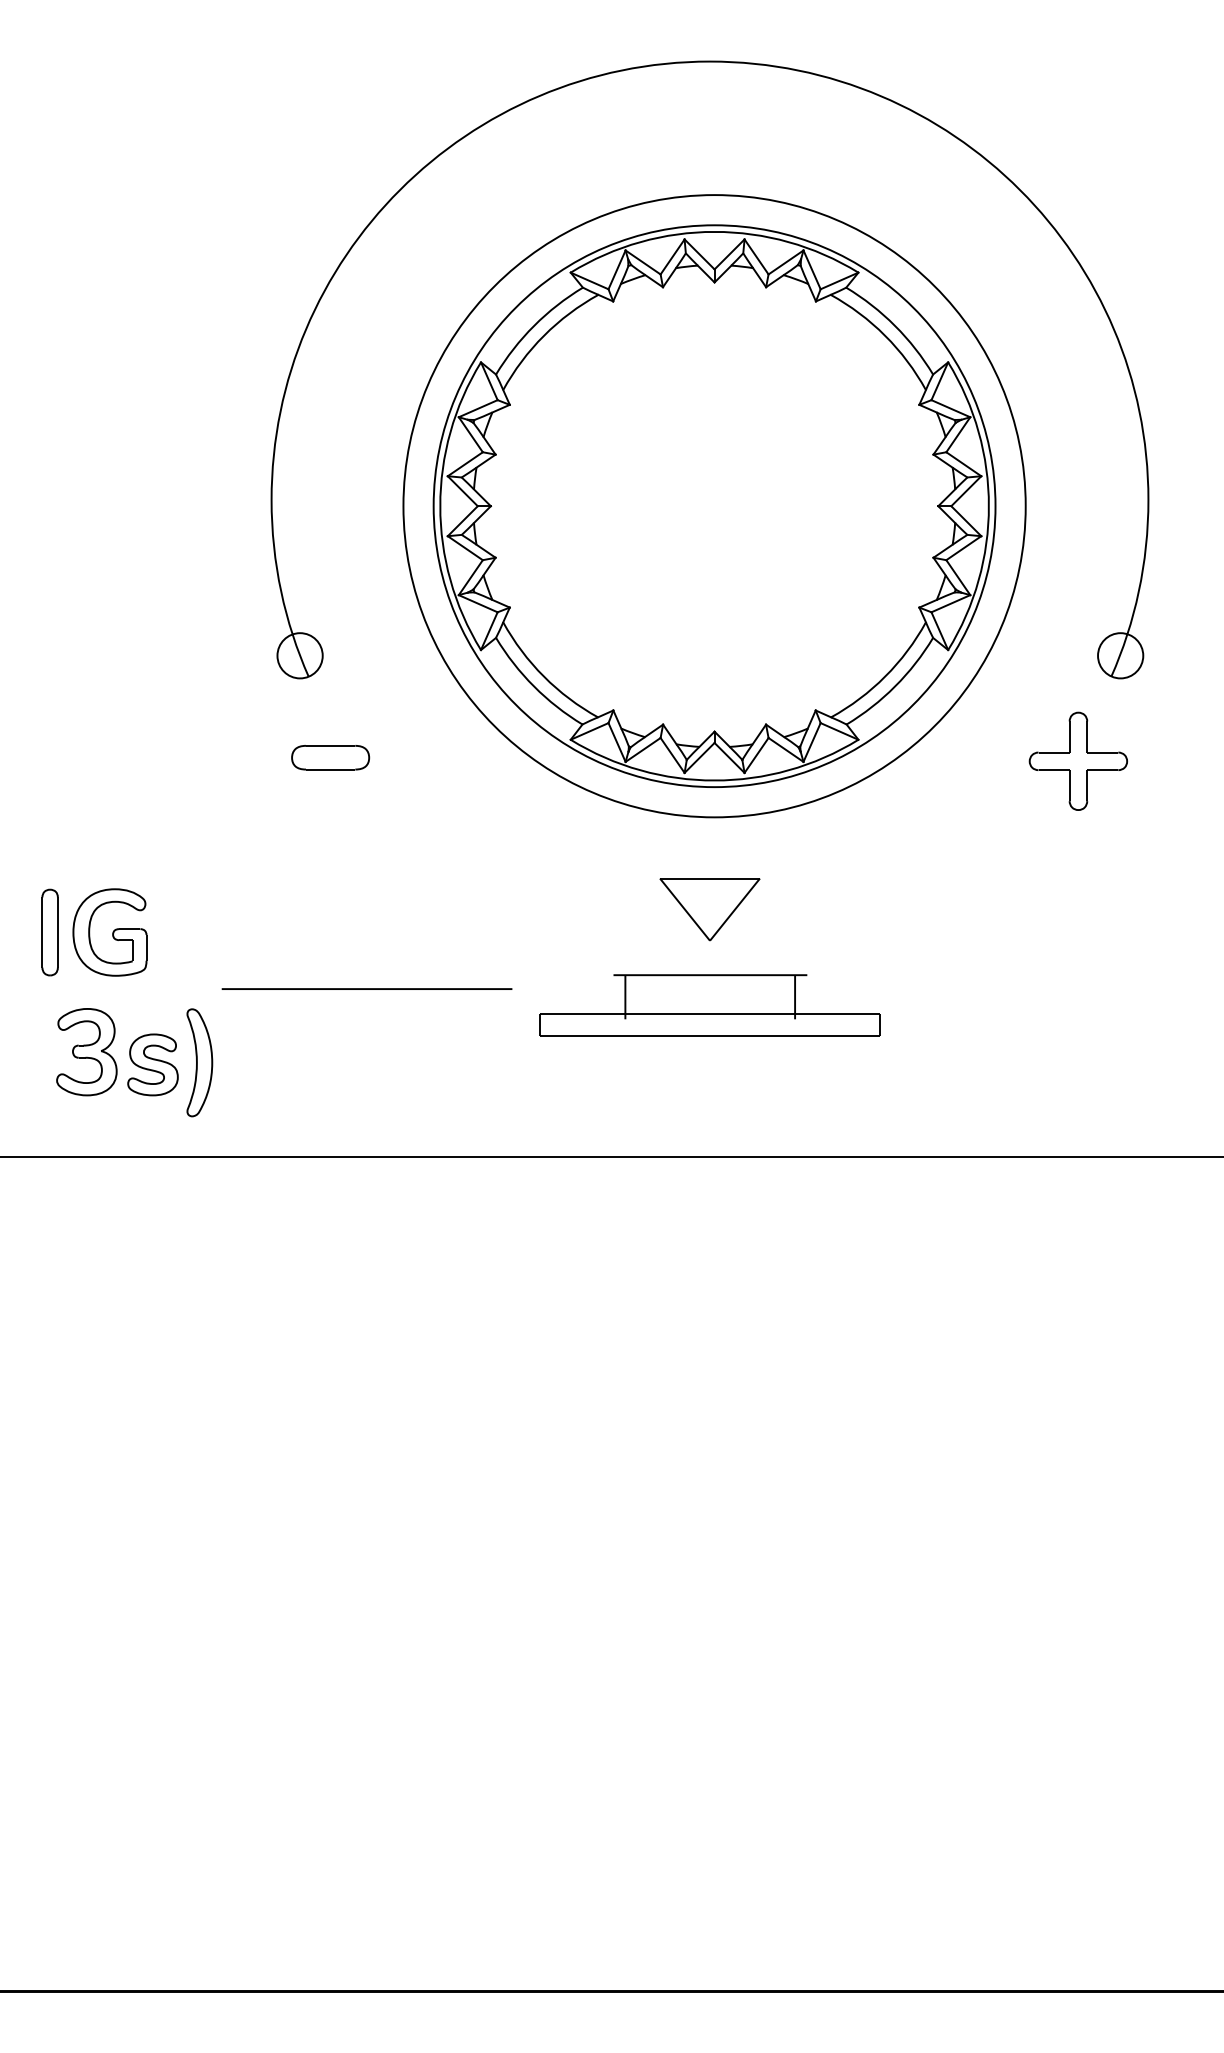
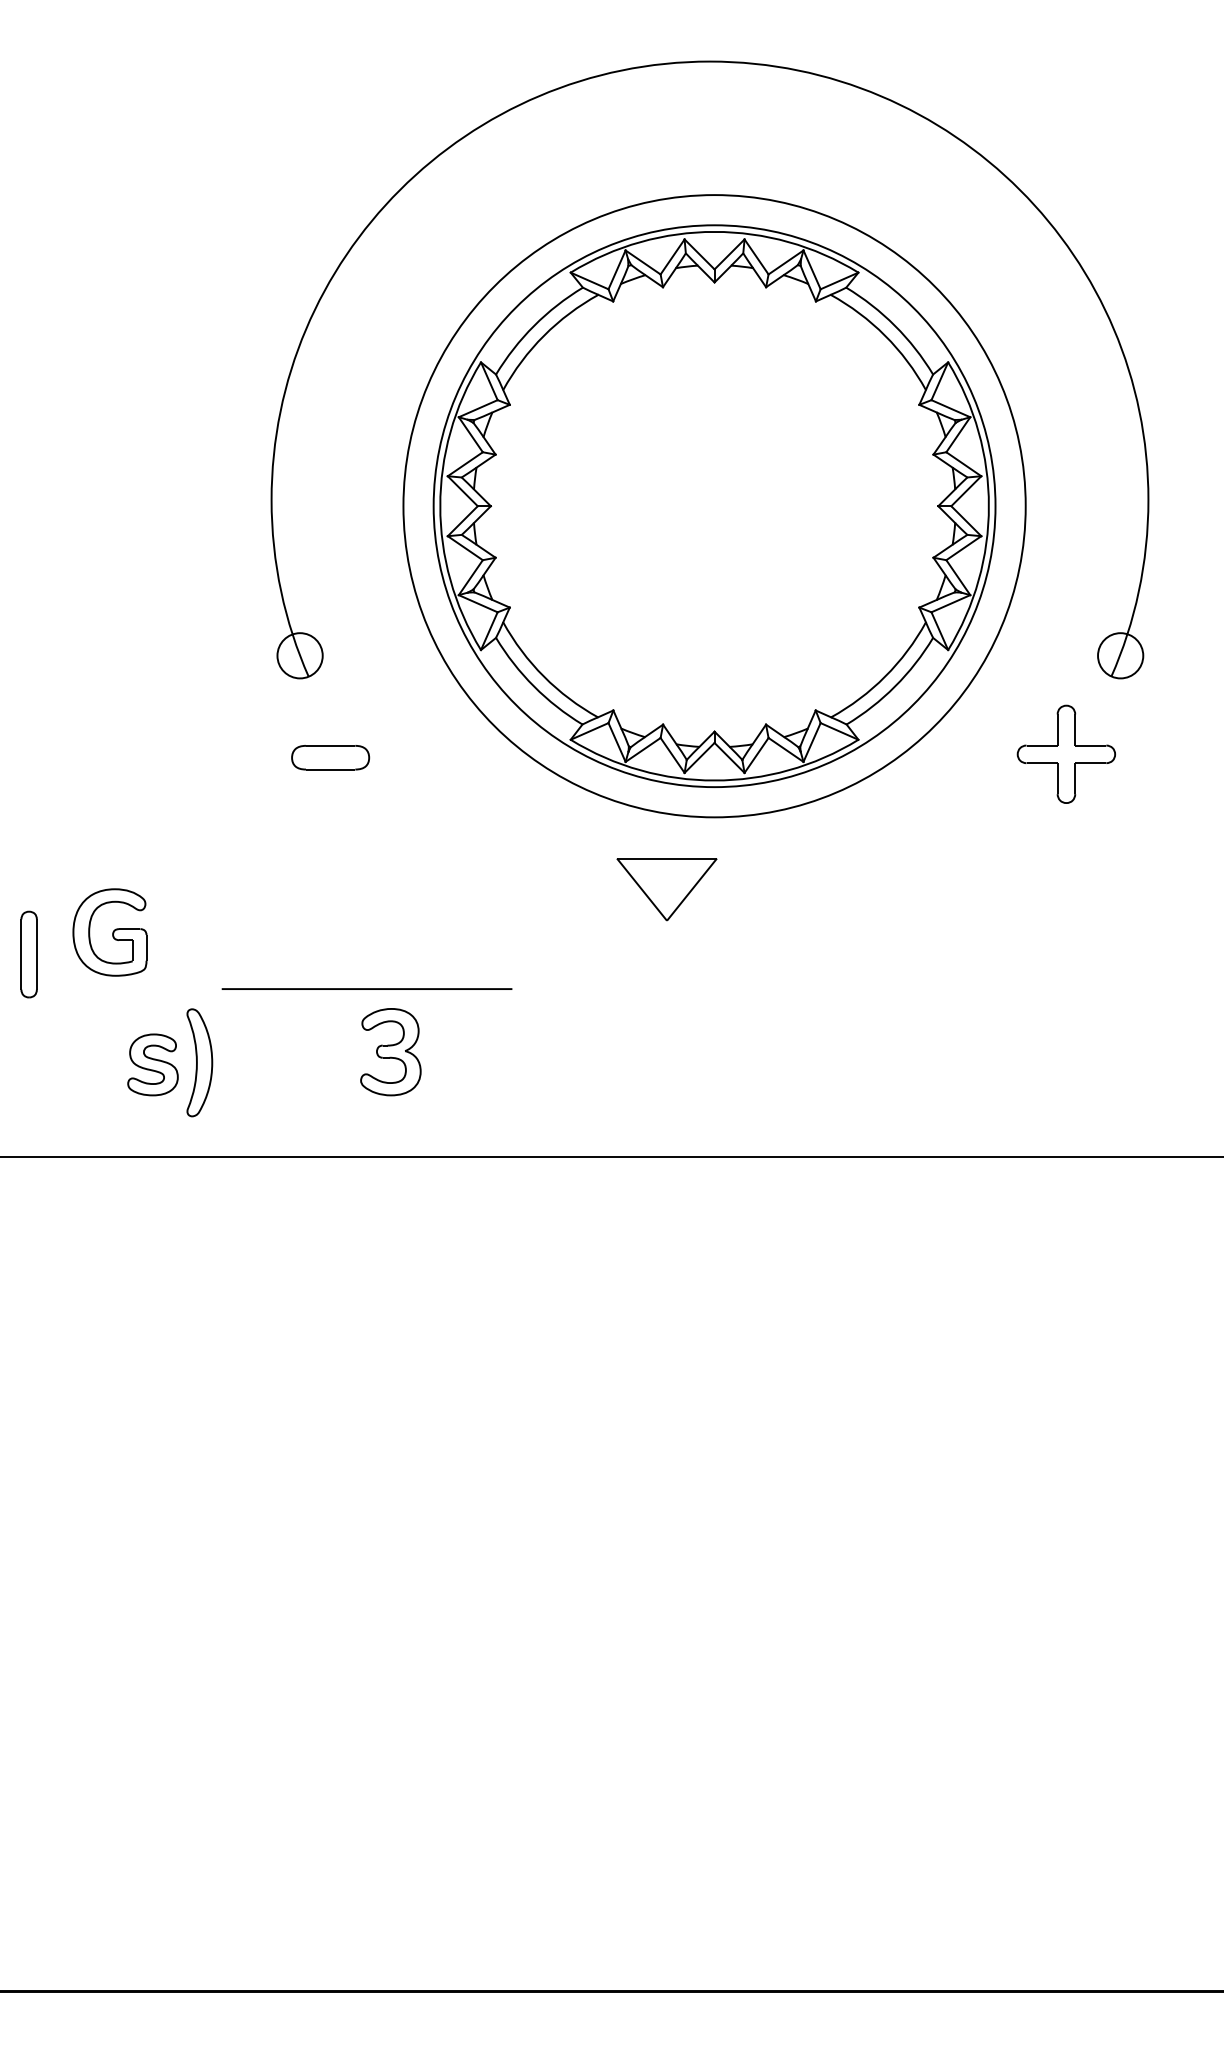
part position: (1077, 760) -> (1065, 753) (1065, 753)
part position: (709, 909) -> (666, 889) (666, 889)
part position: (49, 932) -> (28, 954) (28, 954)
part: present -> none (709, 1005)
part position: (86, 1052) -> (390, 1052) (390, 1052)
